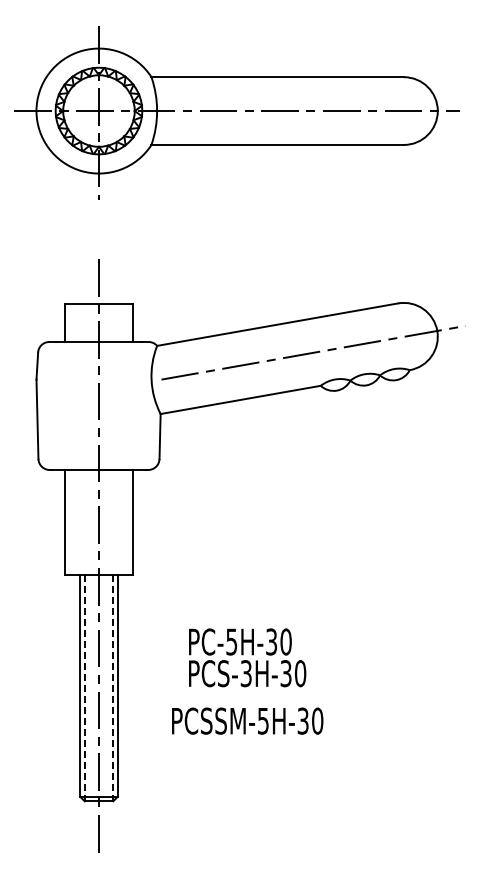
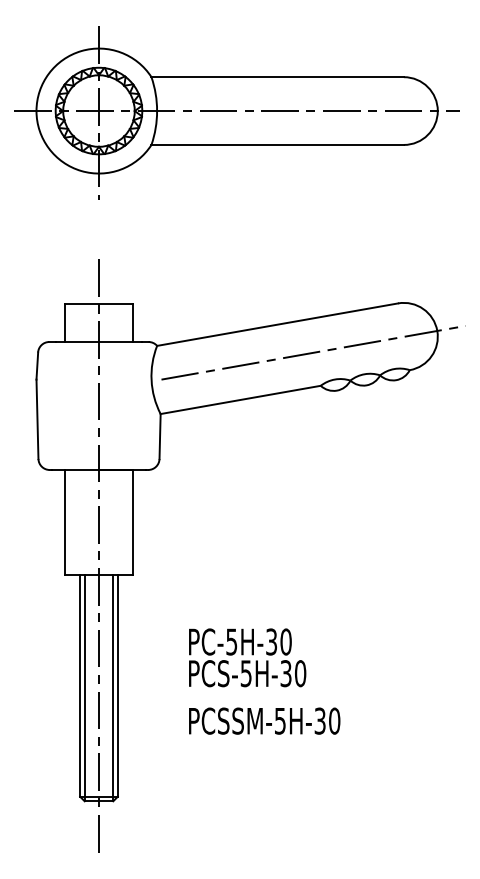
text: PCS-3H-30 -> PCS-5H-30 (246, 673)
line: dashed -> solid (84, 688)
line: dashed -> solid (113, 688)
text position: (247, 720) -> (264, 720) (264, 720)
